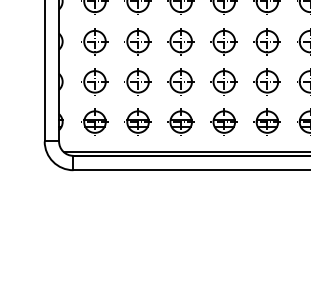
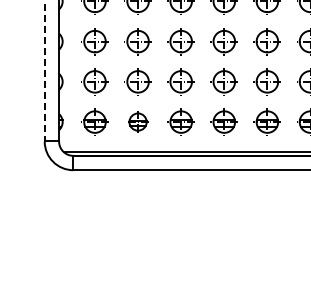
line: solid -> dashed (44, 71)
part size: 28x28 px -> 21x22 px (138, 121)
